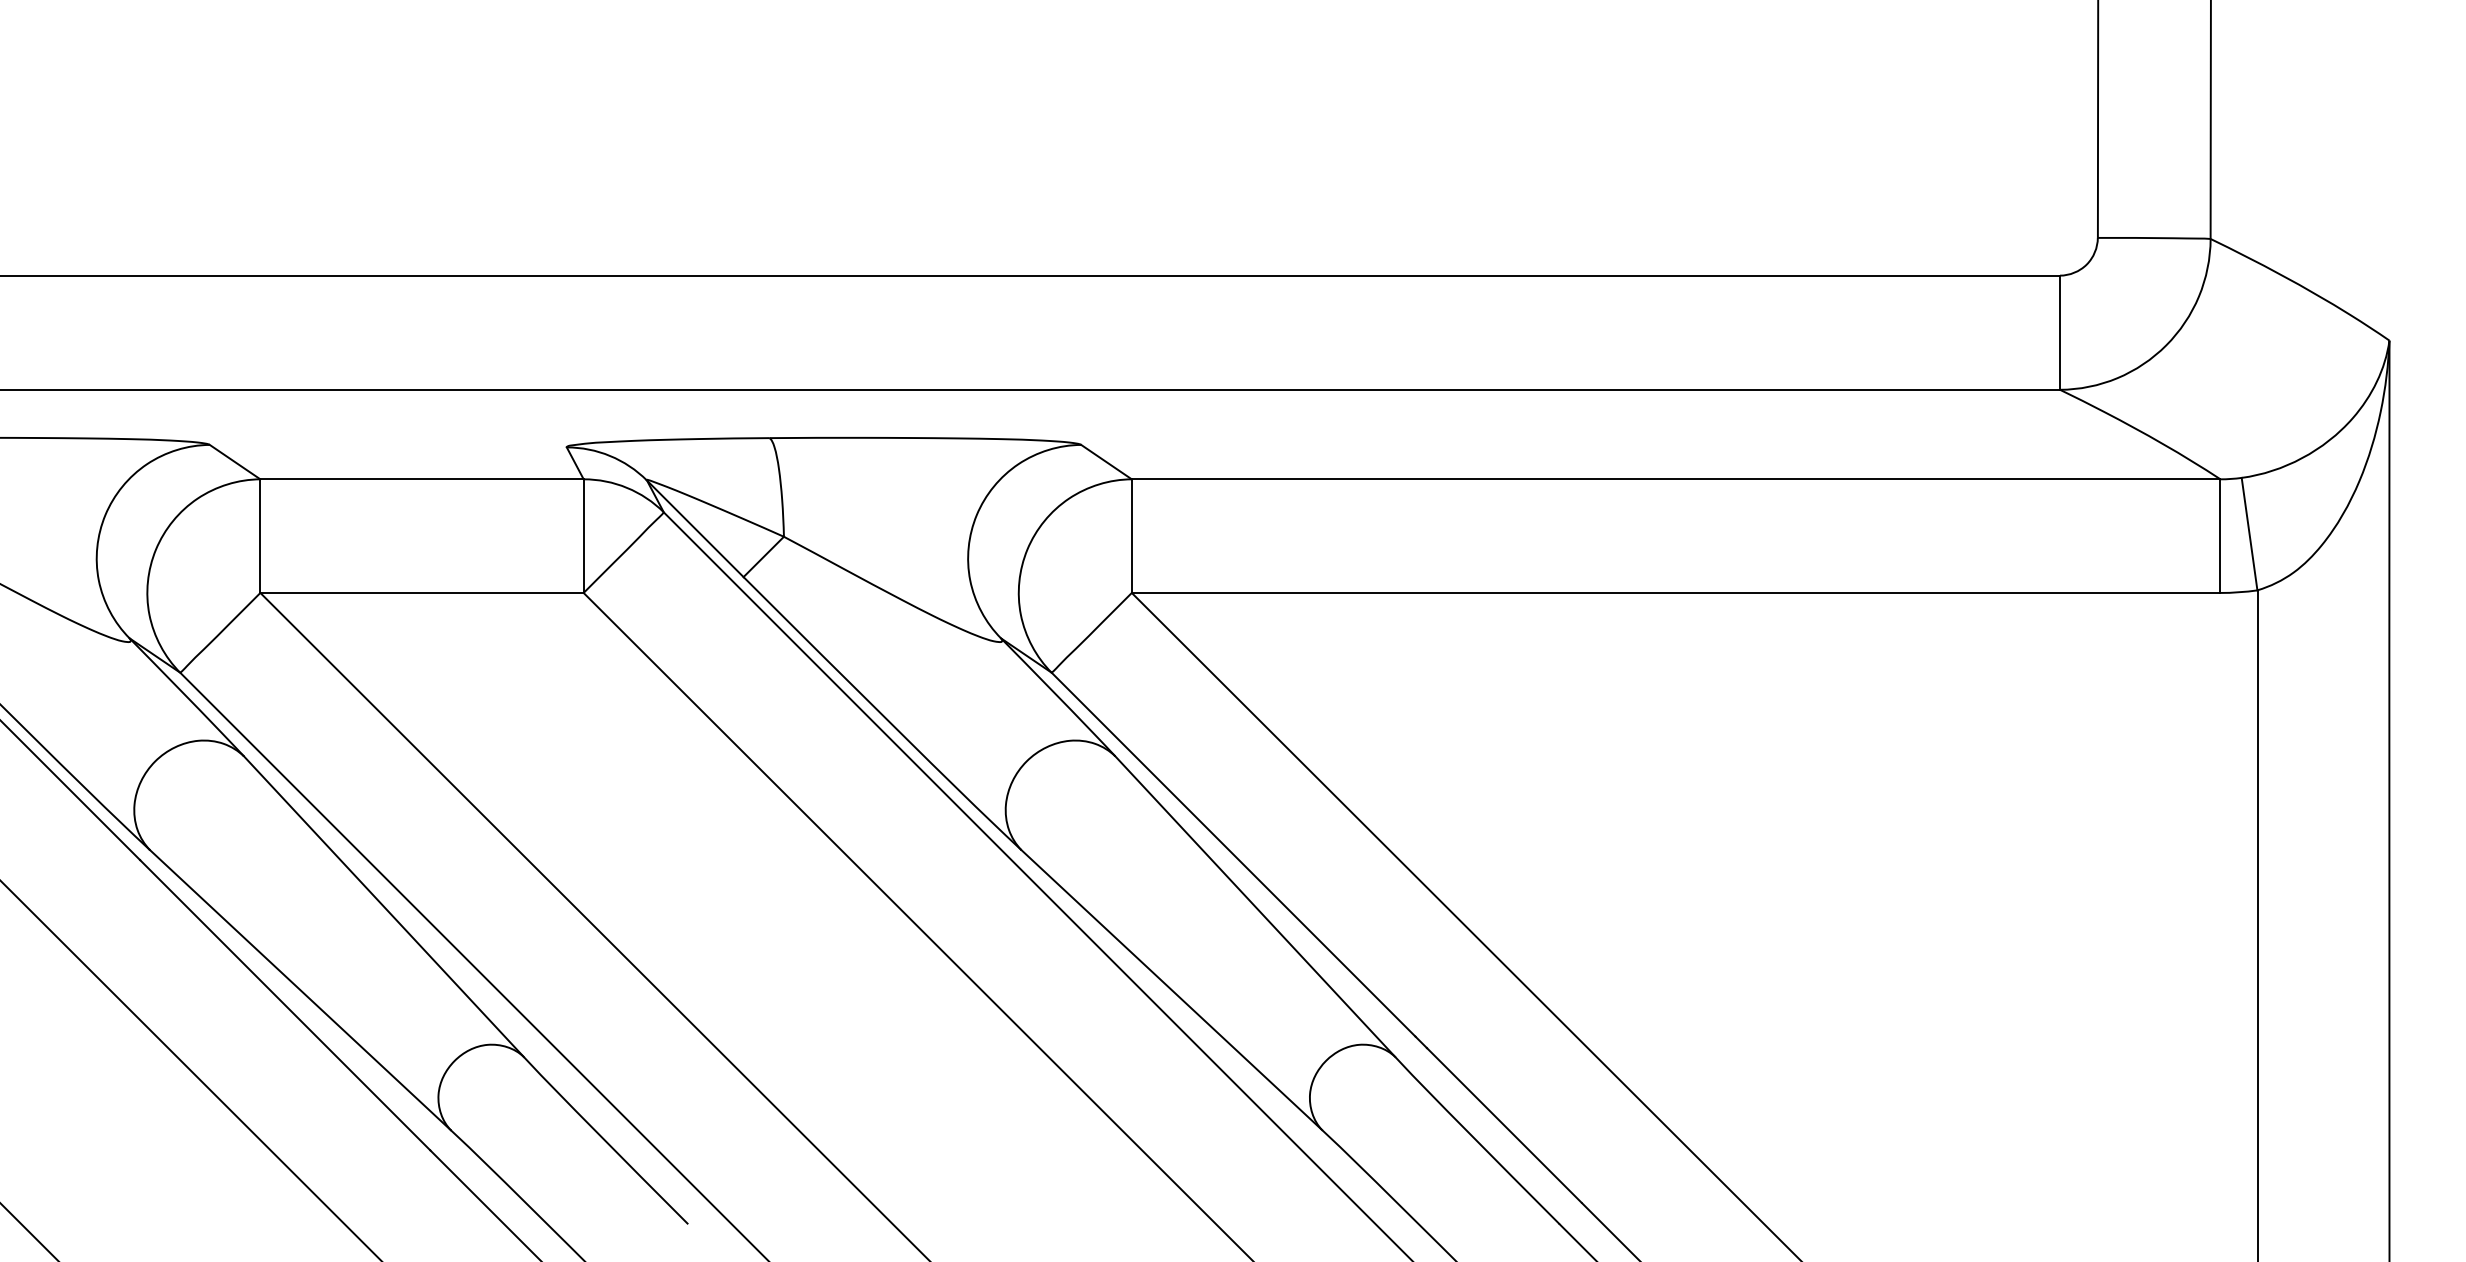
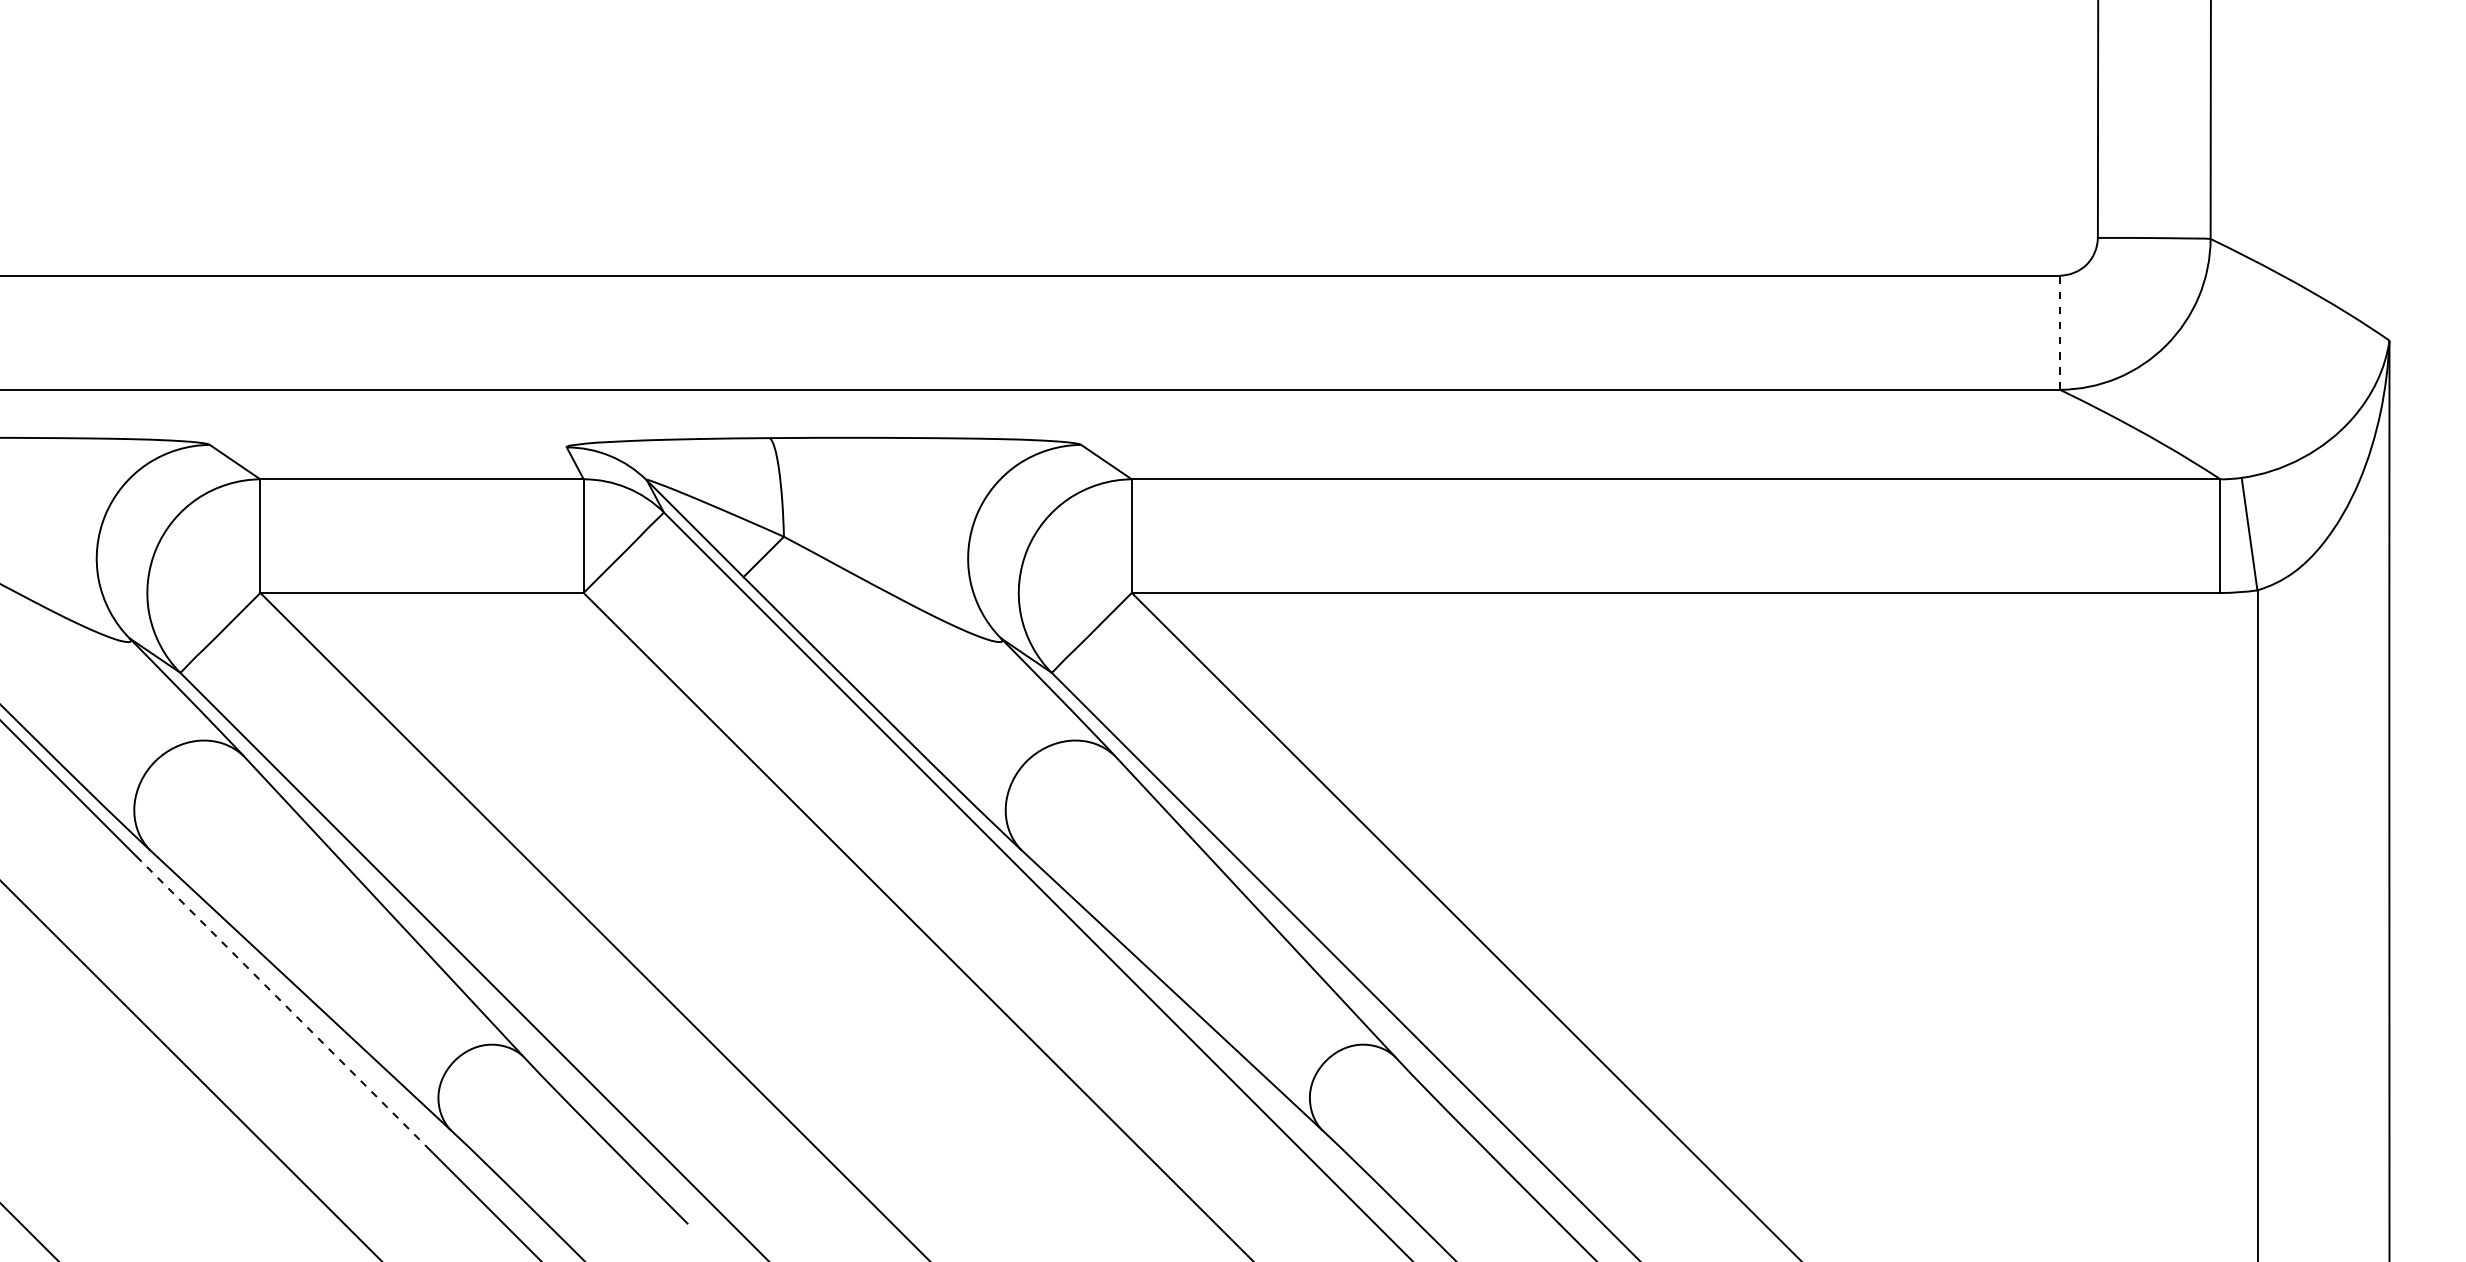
line: solid -> dashed (2060, 332)
line: solid -> dashed (284, 1004)
